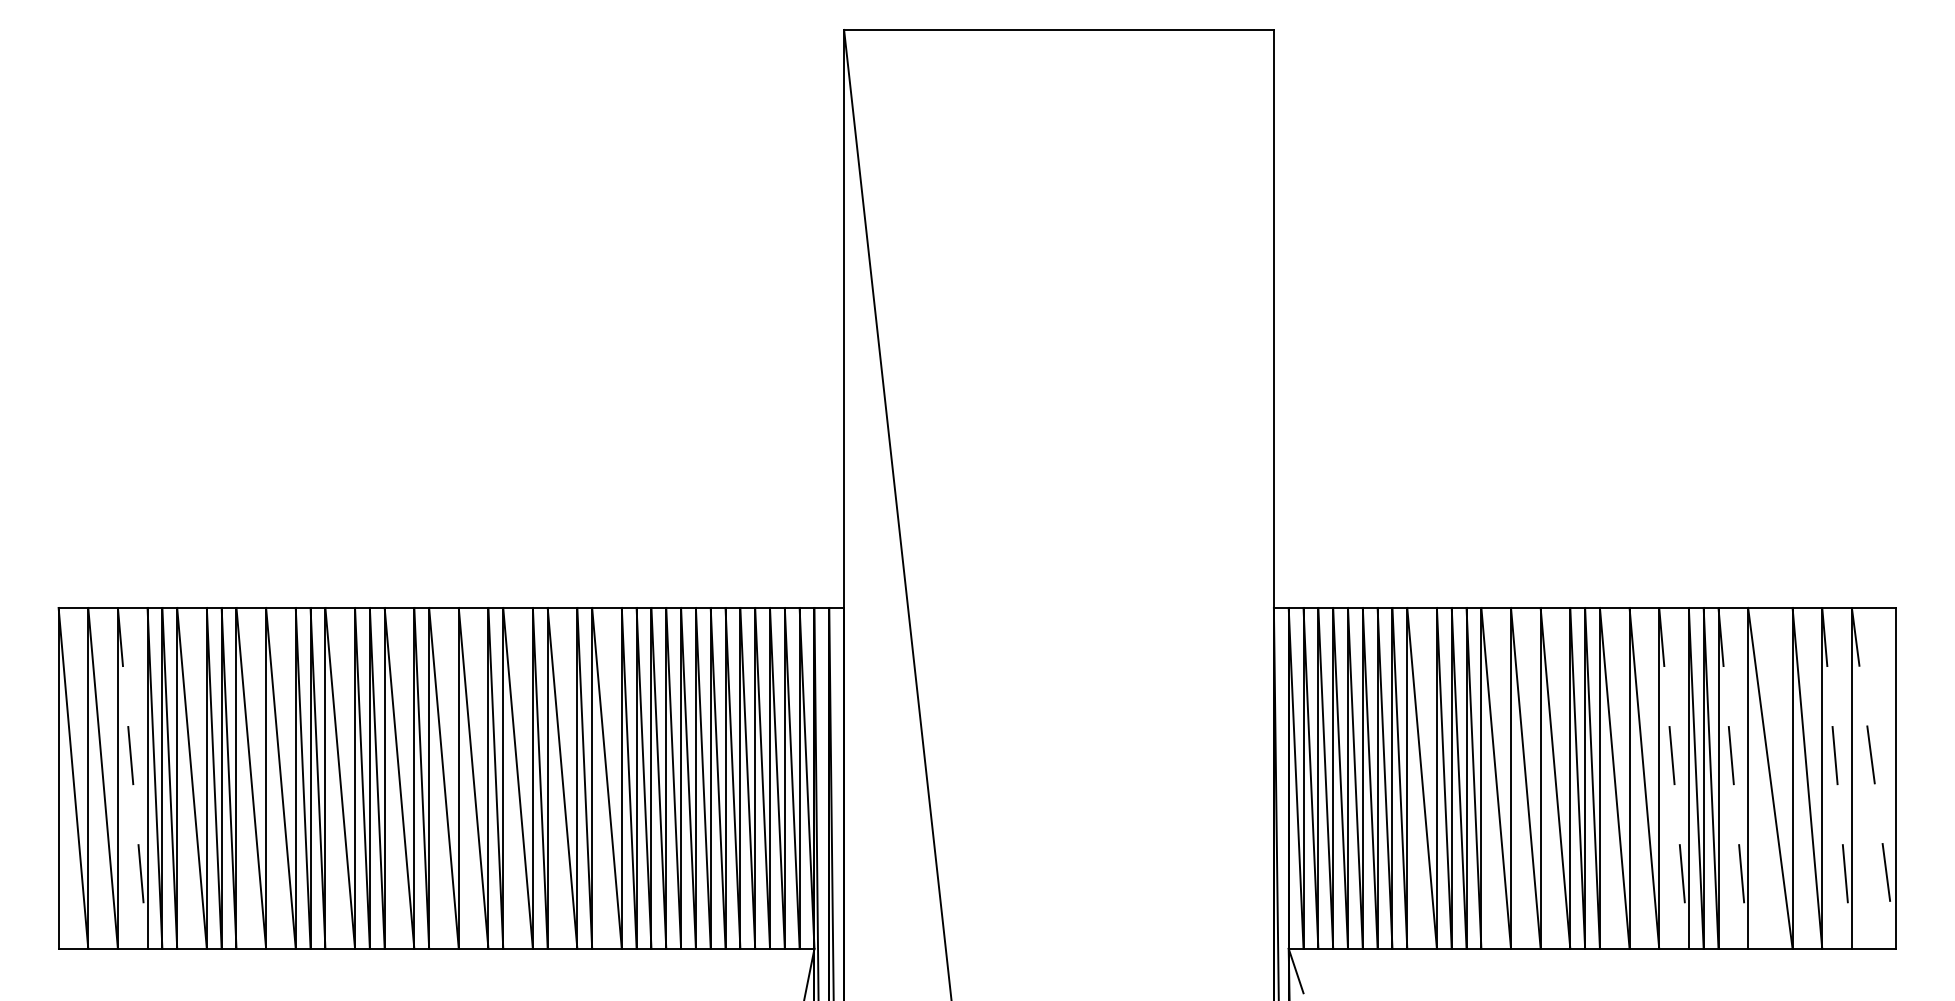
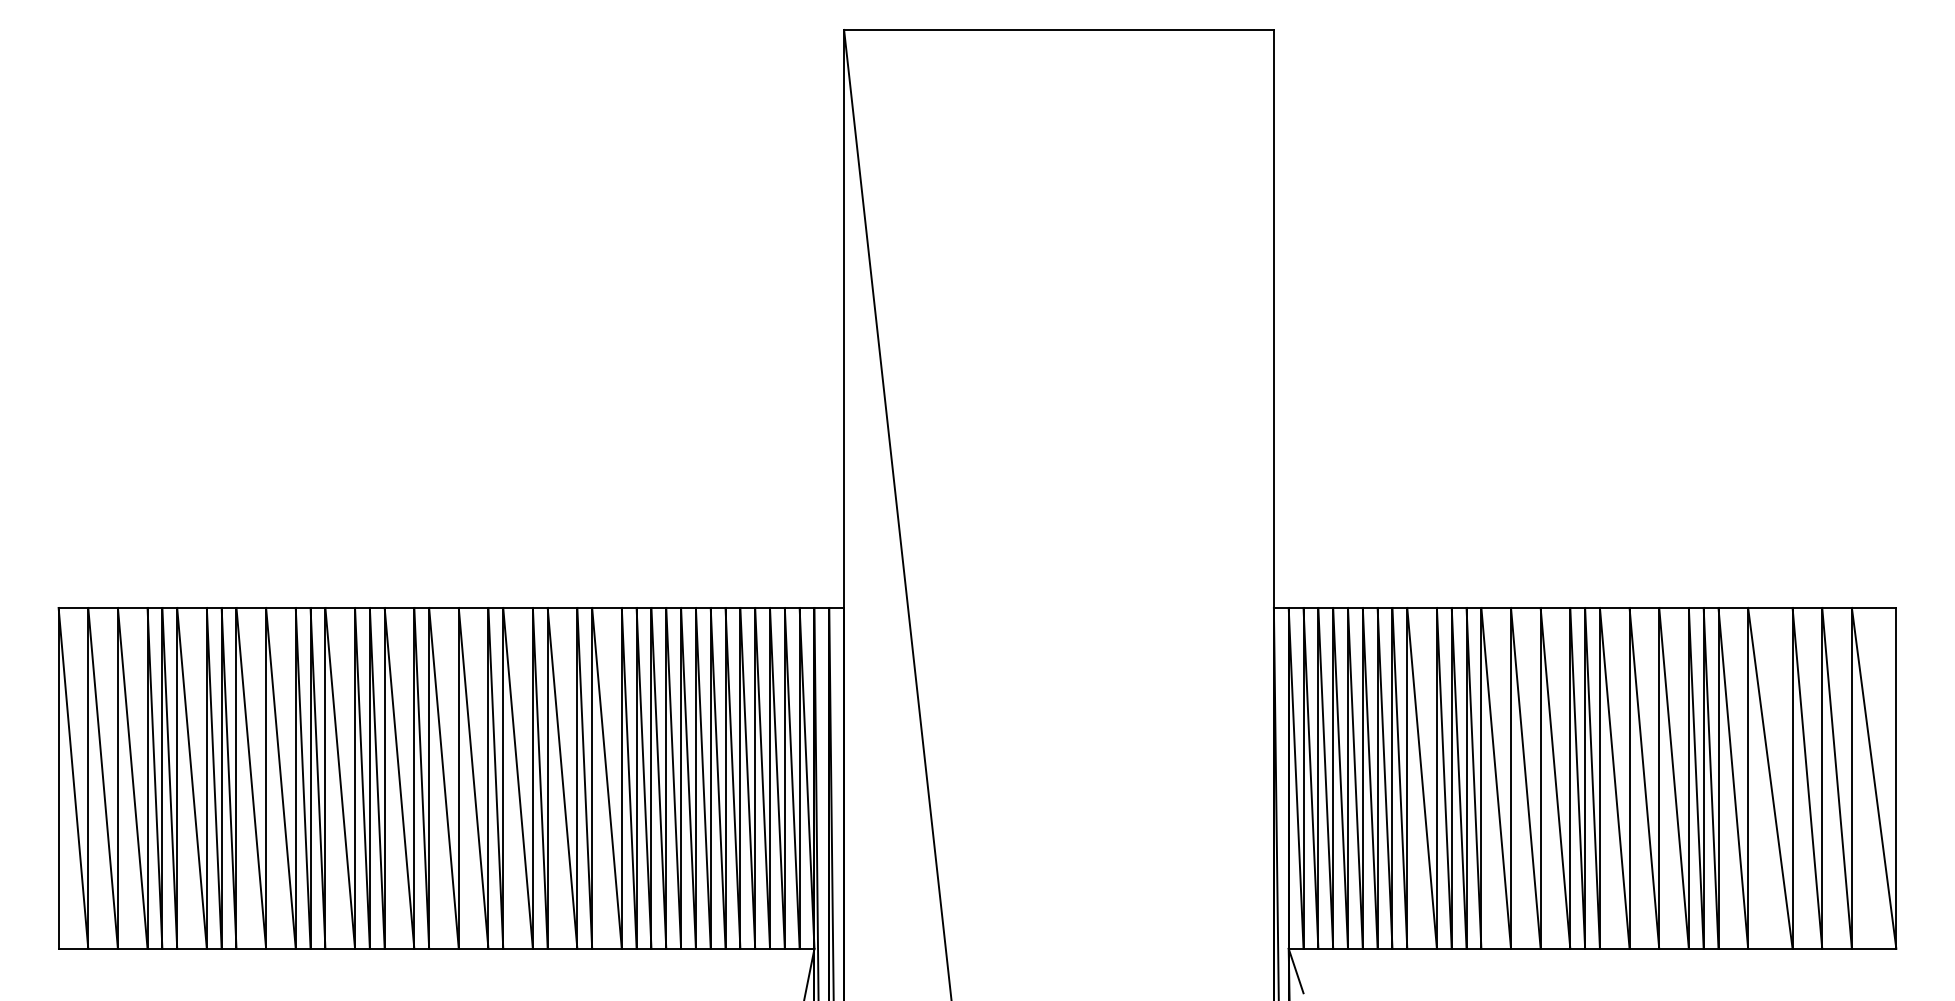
line: dashed -> solid (132, 778)
line: dashed -> solid (1674, 778)
line: dashed -> solid (1733, 778)
line: dashed -> solid (1837, 778)
line: dashed -> solid (1874, 778)
